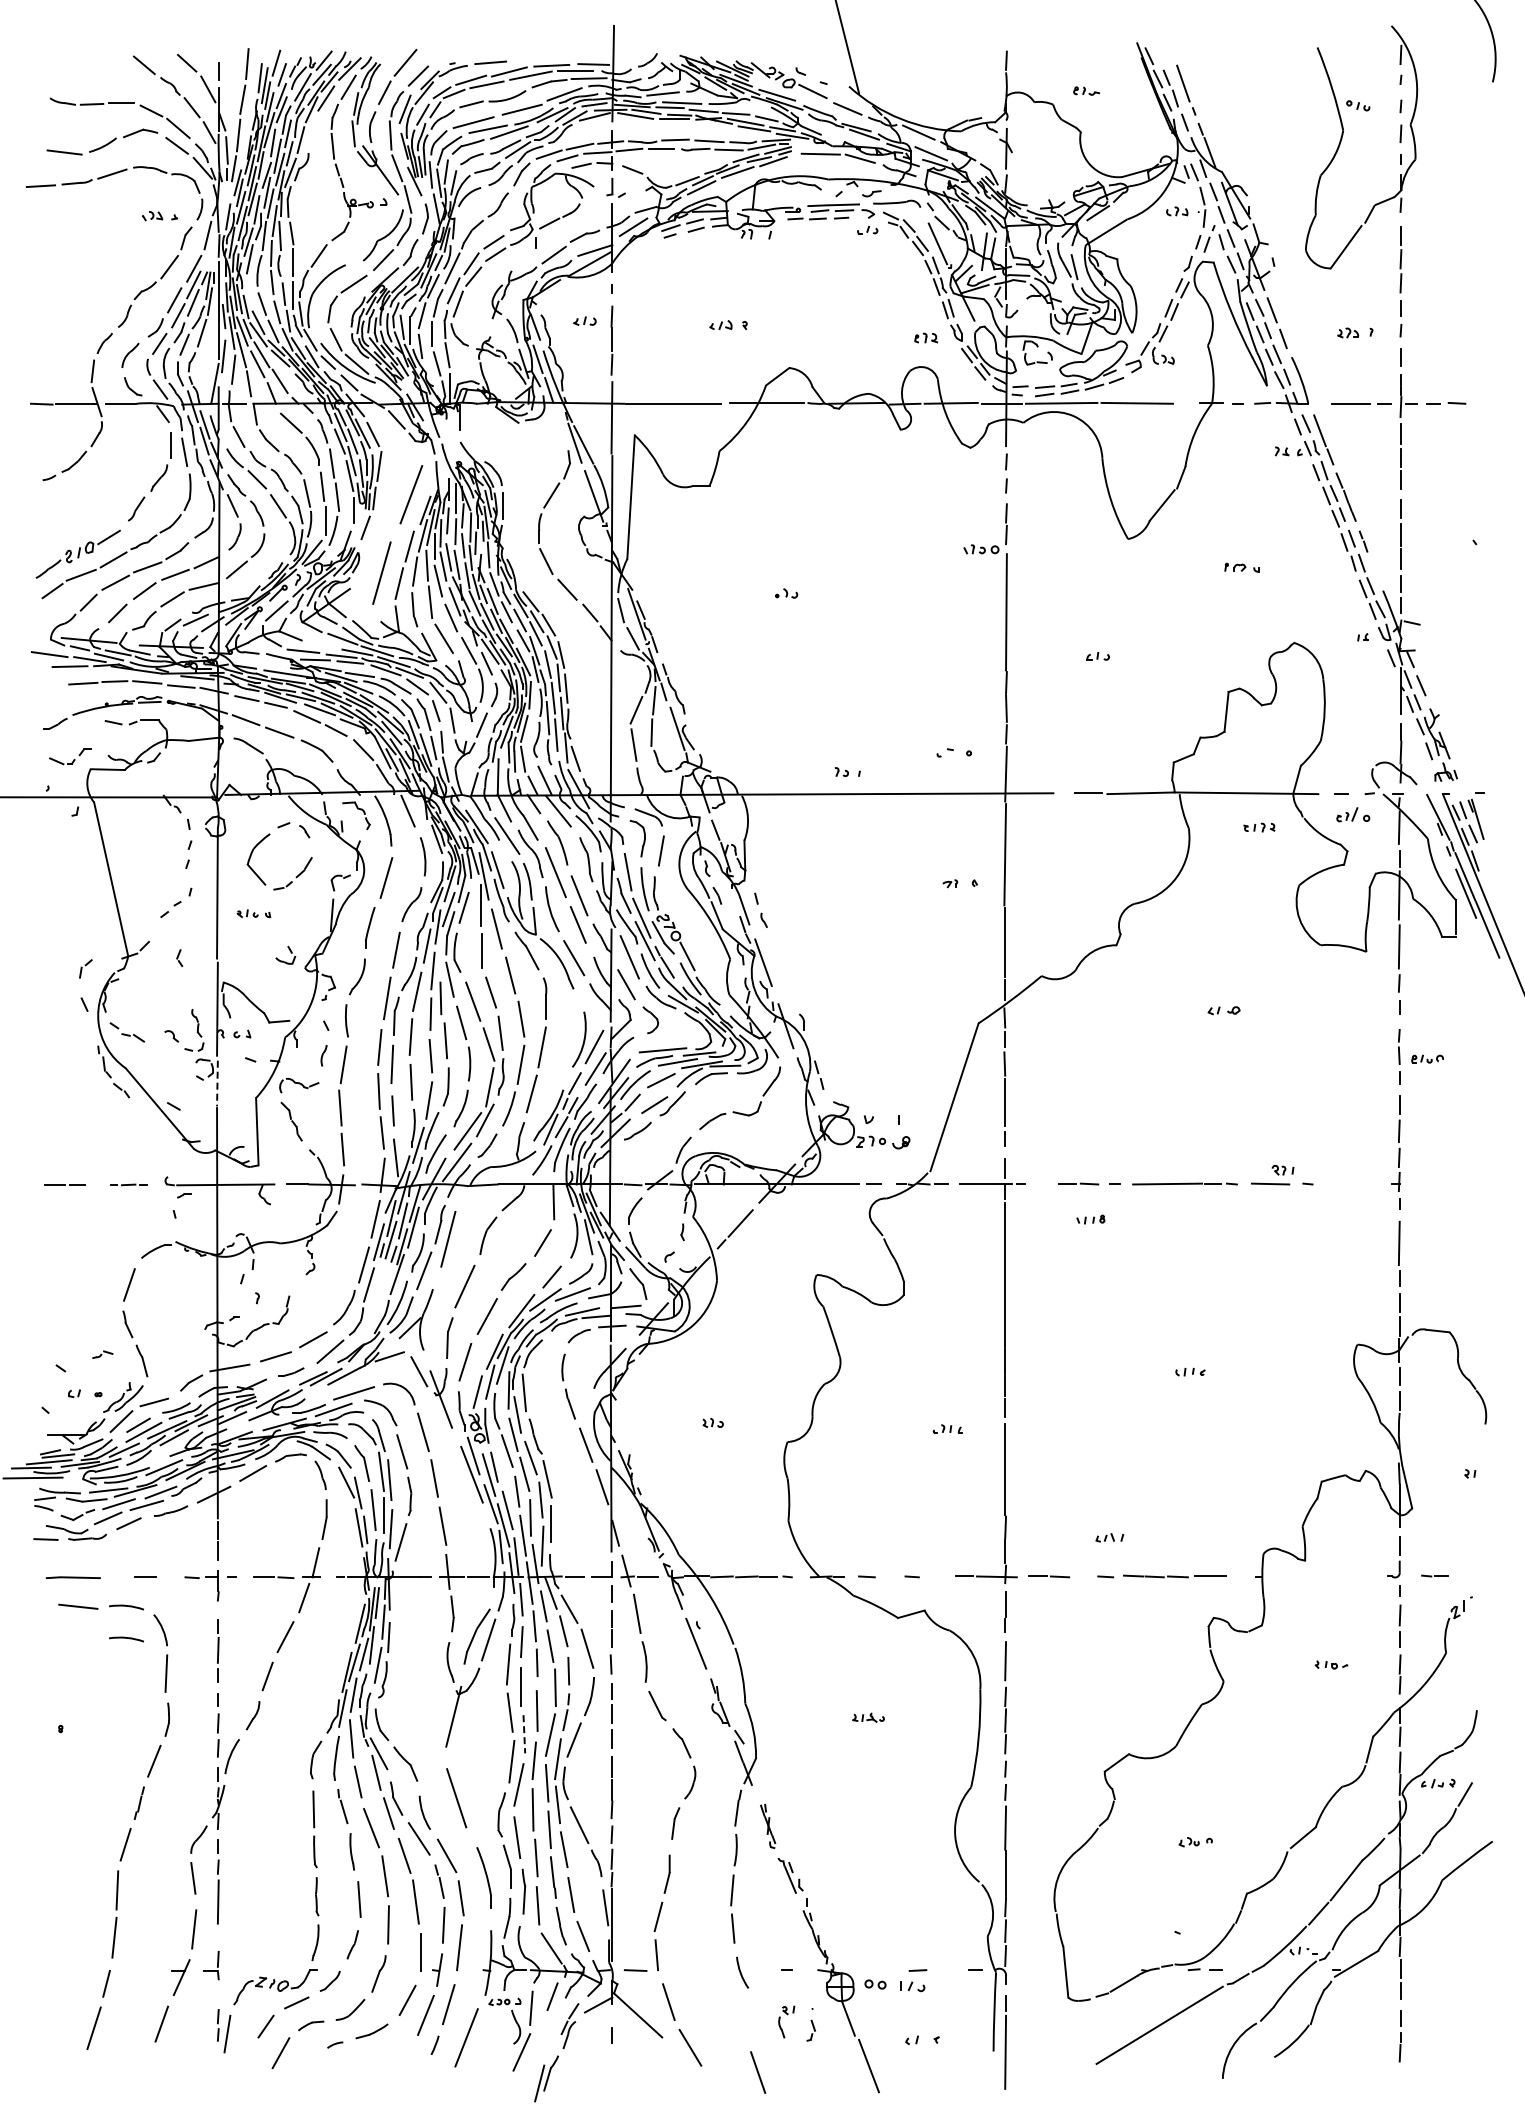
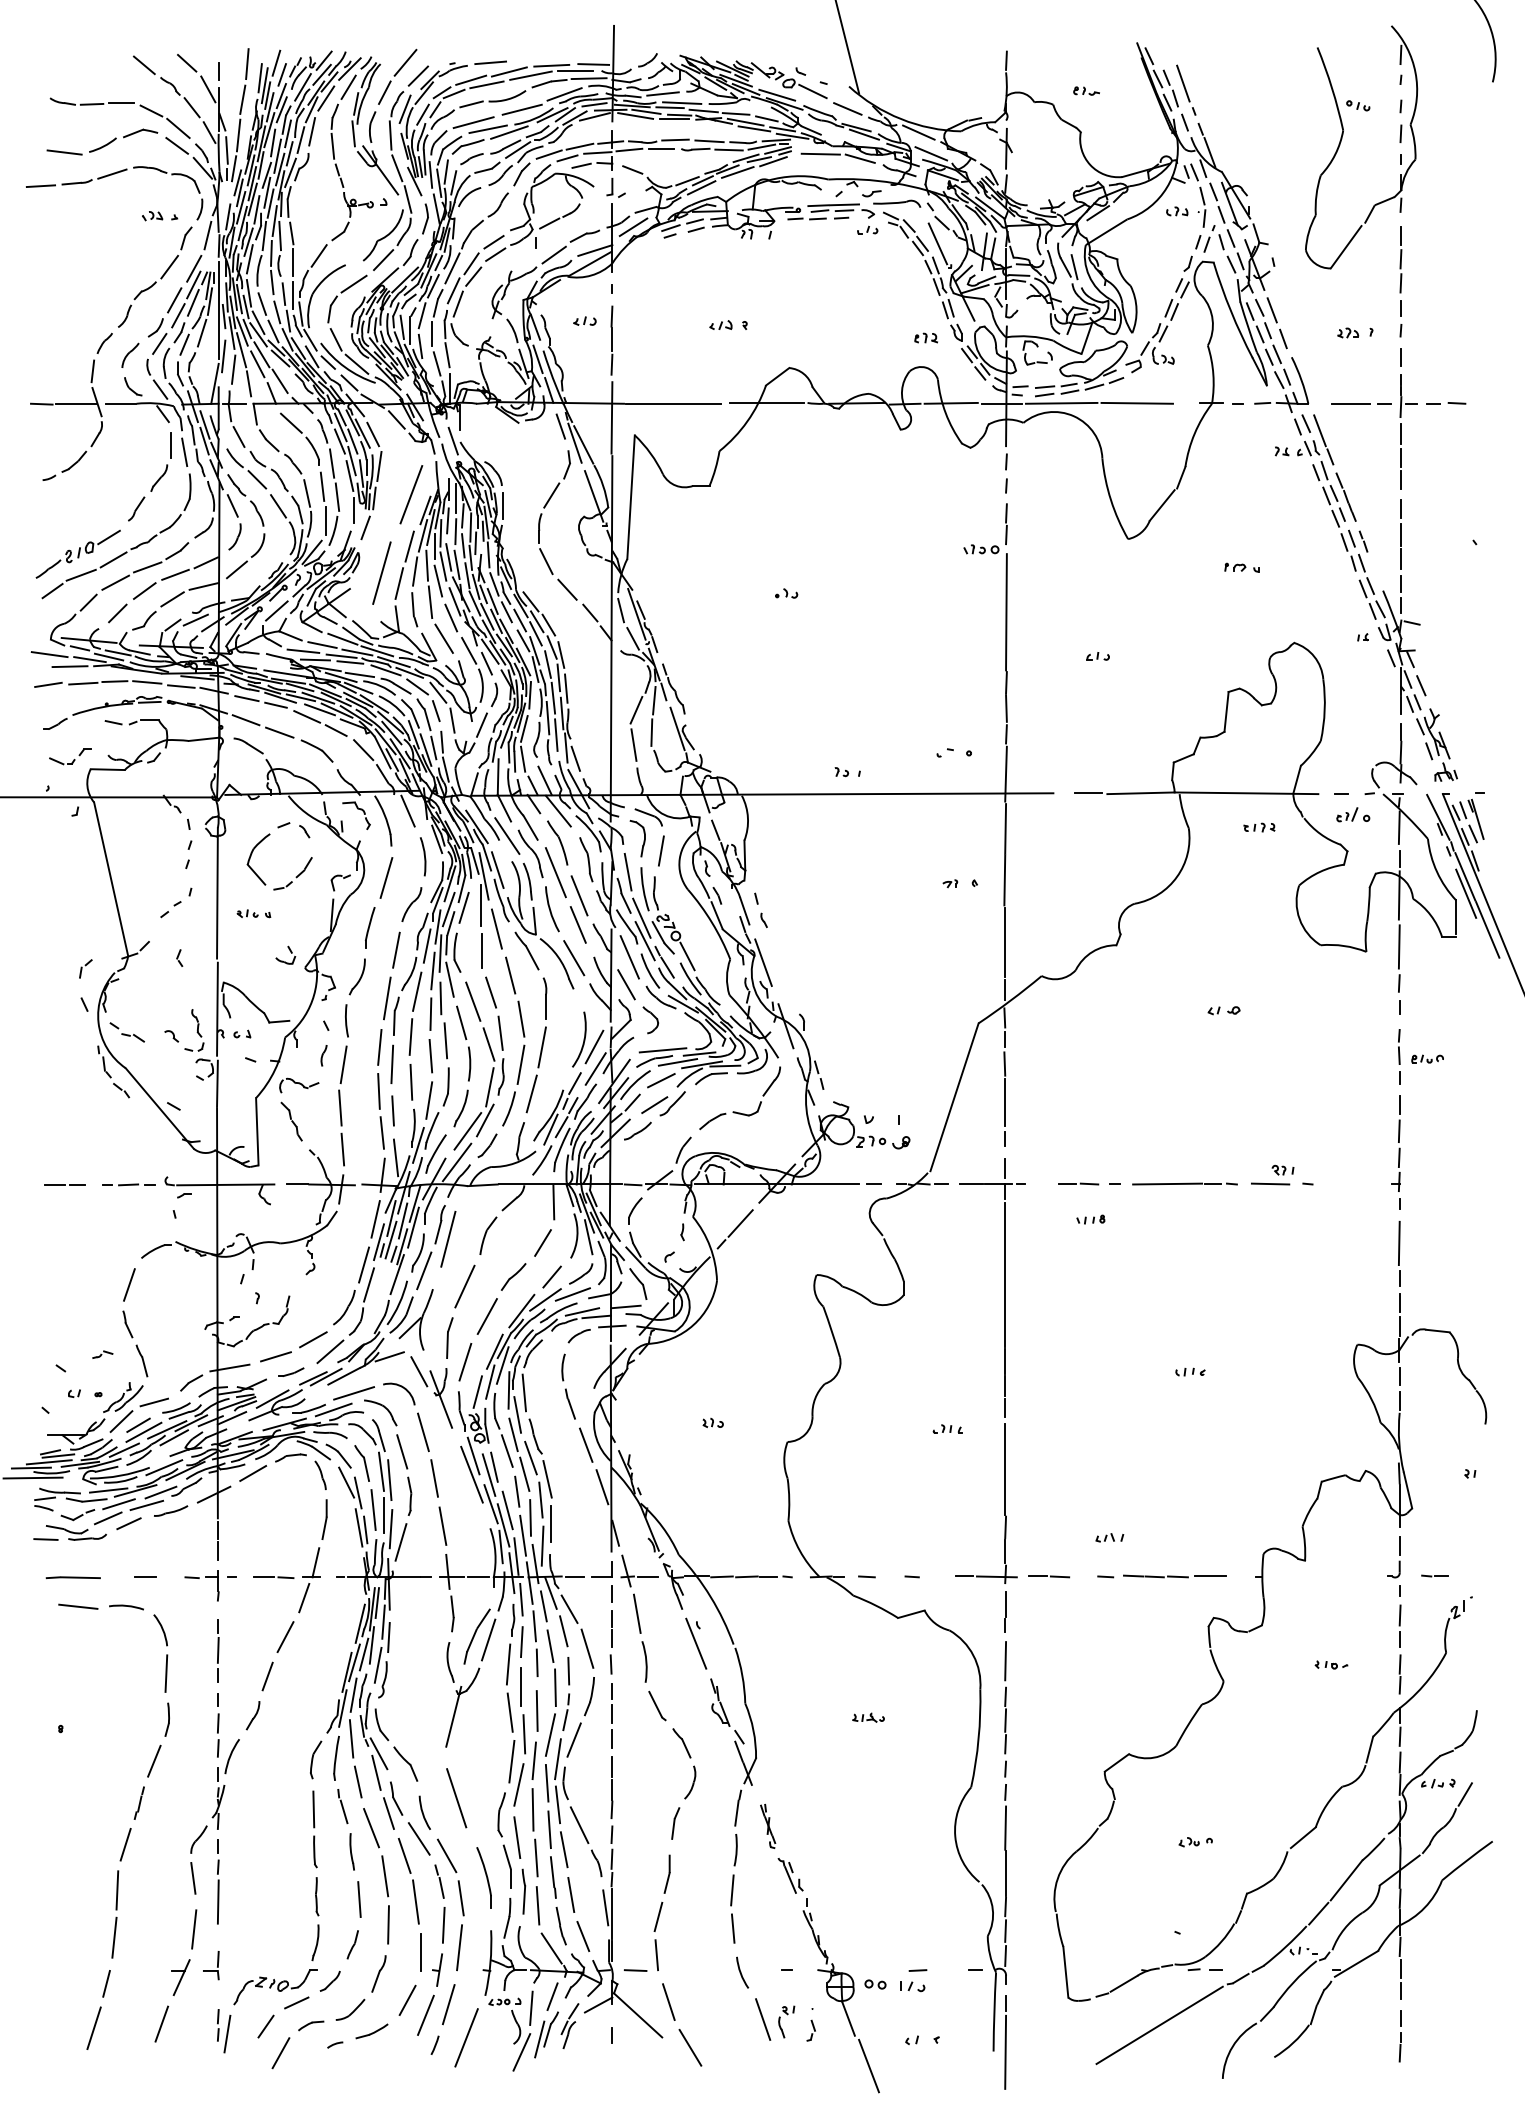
line: none -> present (312, 131)
line: none -> present (248, 293)
line: none -> present (560, 426)
line: none -> present (452, 440)
line: none -> present (322, 644)
line: none -> present (48, 684)
line: none -> present (440, 953)
line: dashed -> solid (217, 1083)
part size: 38x4 px -> 54x4 px (128, 1184)
arc: present -> none (126, 1638)
line: dashed -> solid (524, 1734)
line position: (758, 2072) -> (763, 2019) (763, 2019)
part position: (546, 2078) -> (546, 2034) (546, 2034)
